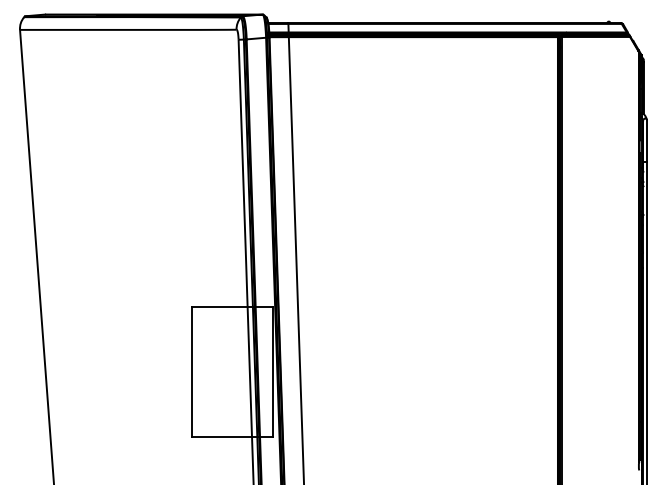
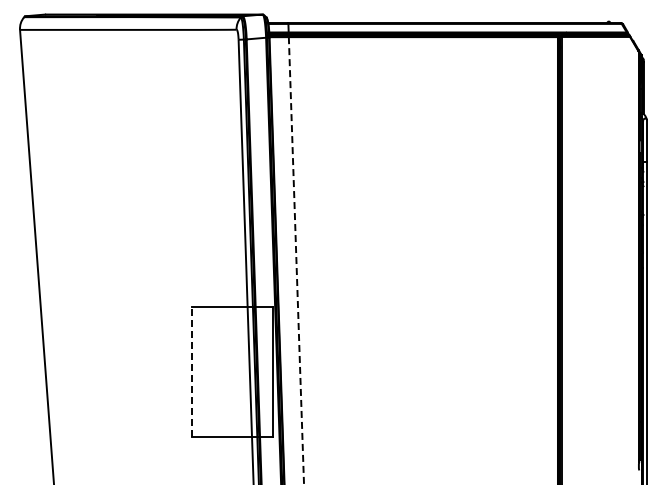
line: solid -> dashed (296, 260)
line: solid -> dashed (191, 371)
